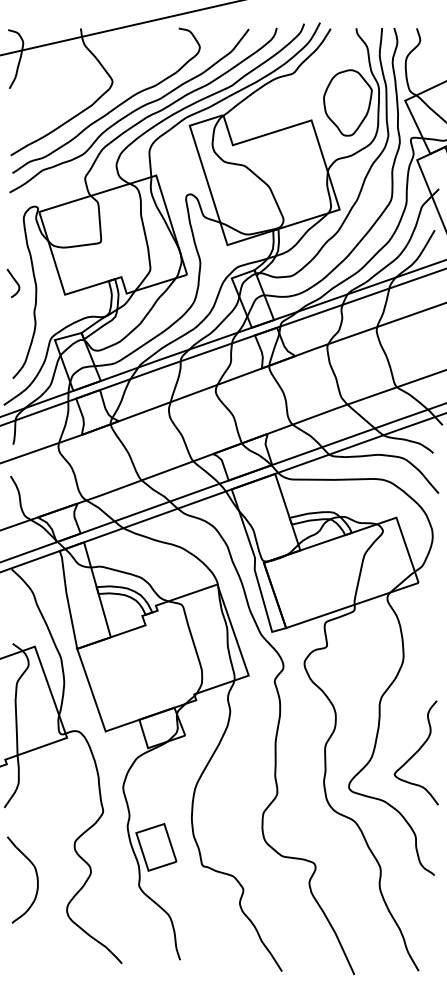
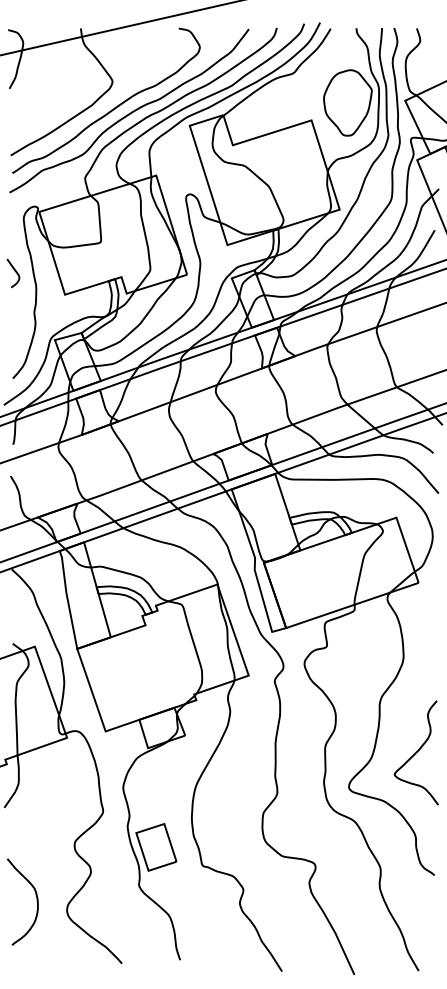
curve position: (14, 281) -> (14, 271) (14, 271)
curve position: (36, 879) -> (36, 901) (36, 901)
